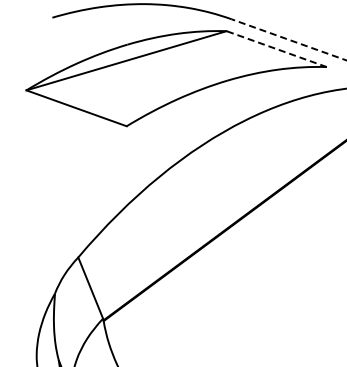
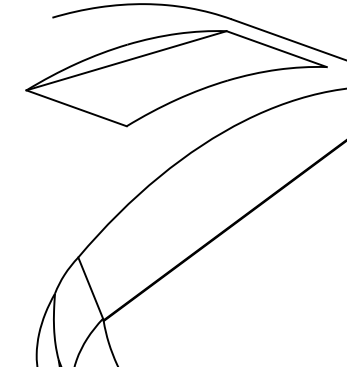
line: dashed -> solid (289, 39)
line: dashed -> solid (276, 48)
